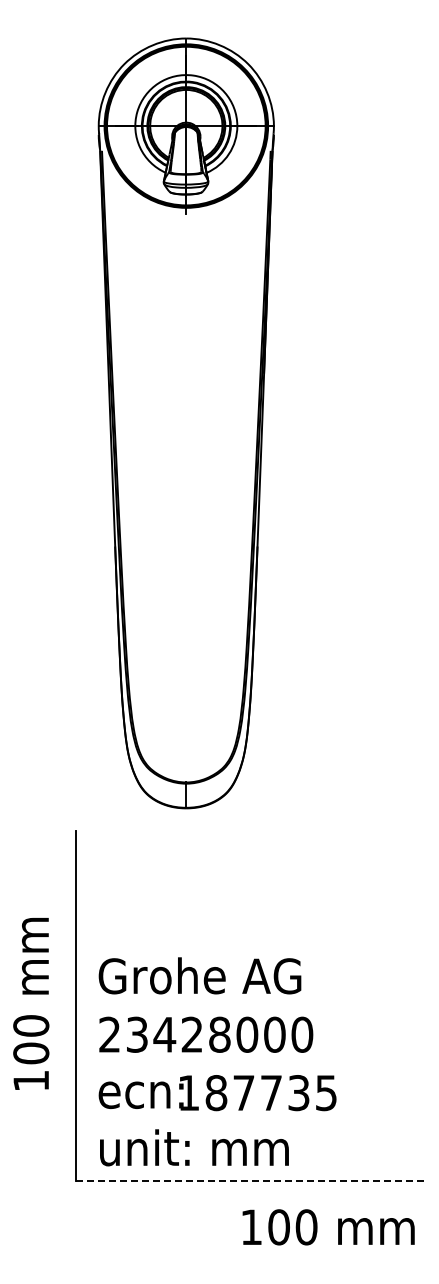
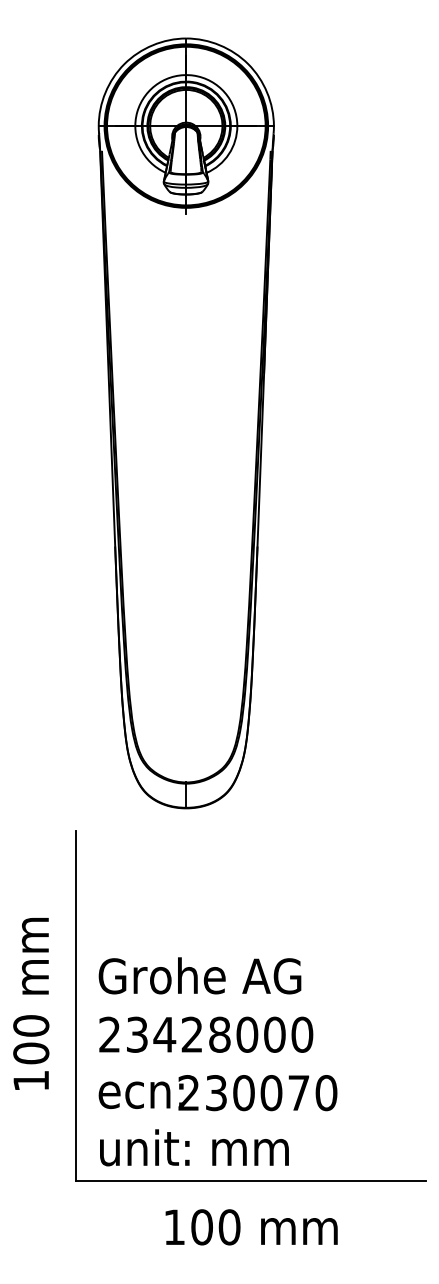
text: 187735 -> 230070 (257, 1093)
line: dashed -> solid (251, 1180)
text position: (328, 1227) -> (251, 1227) (251, 1227)
